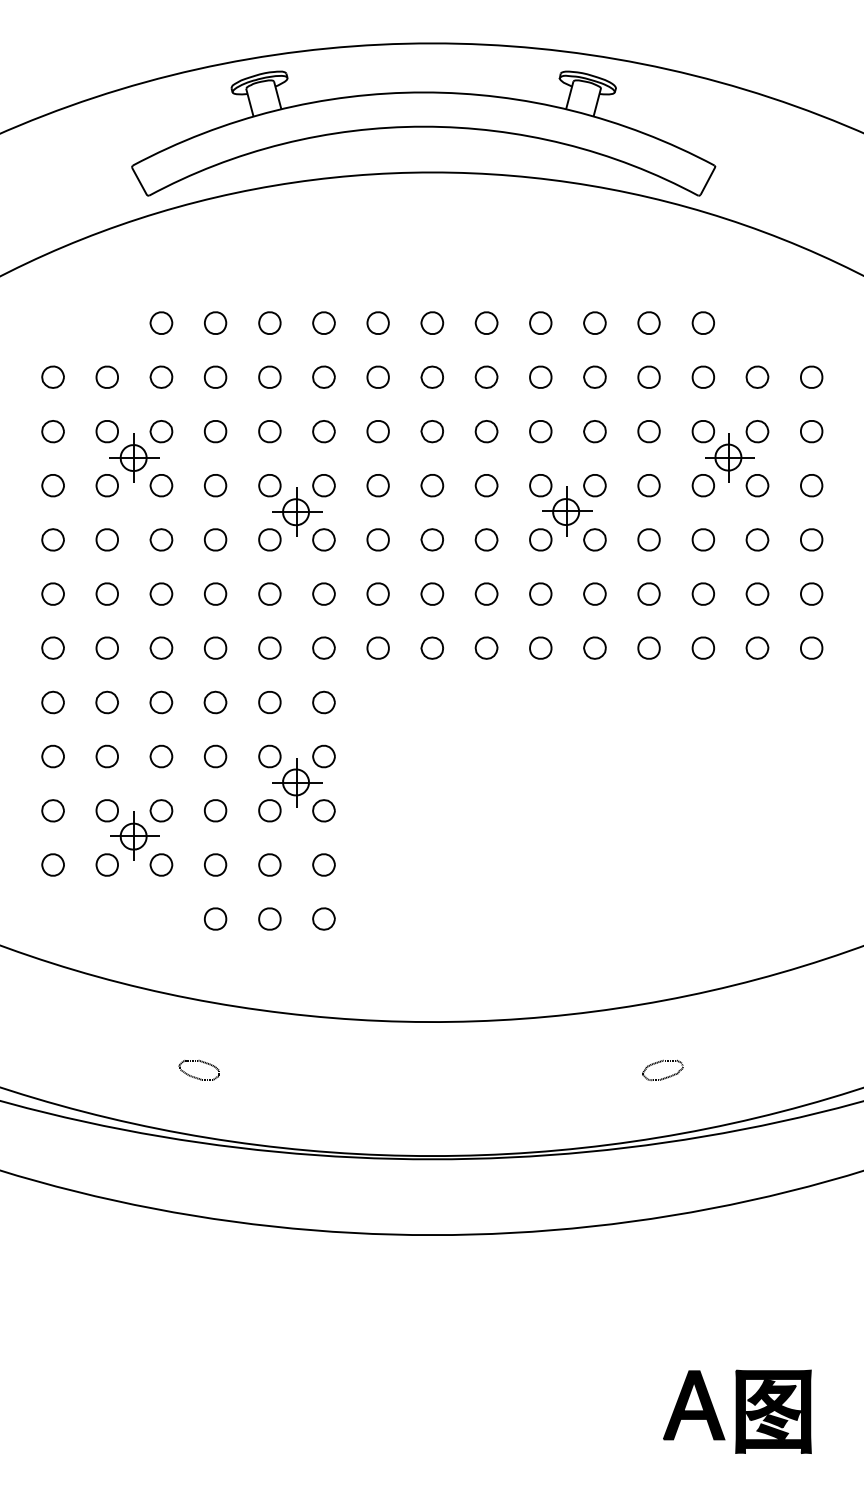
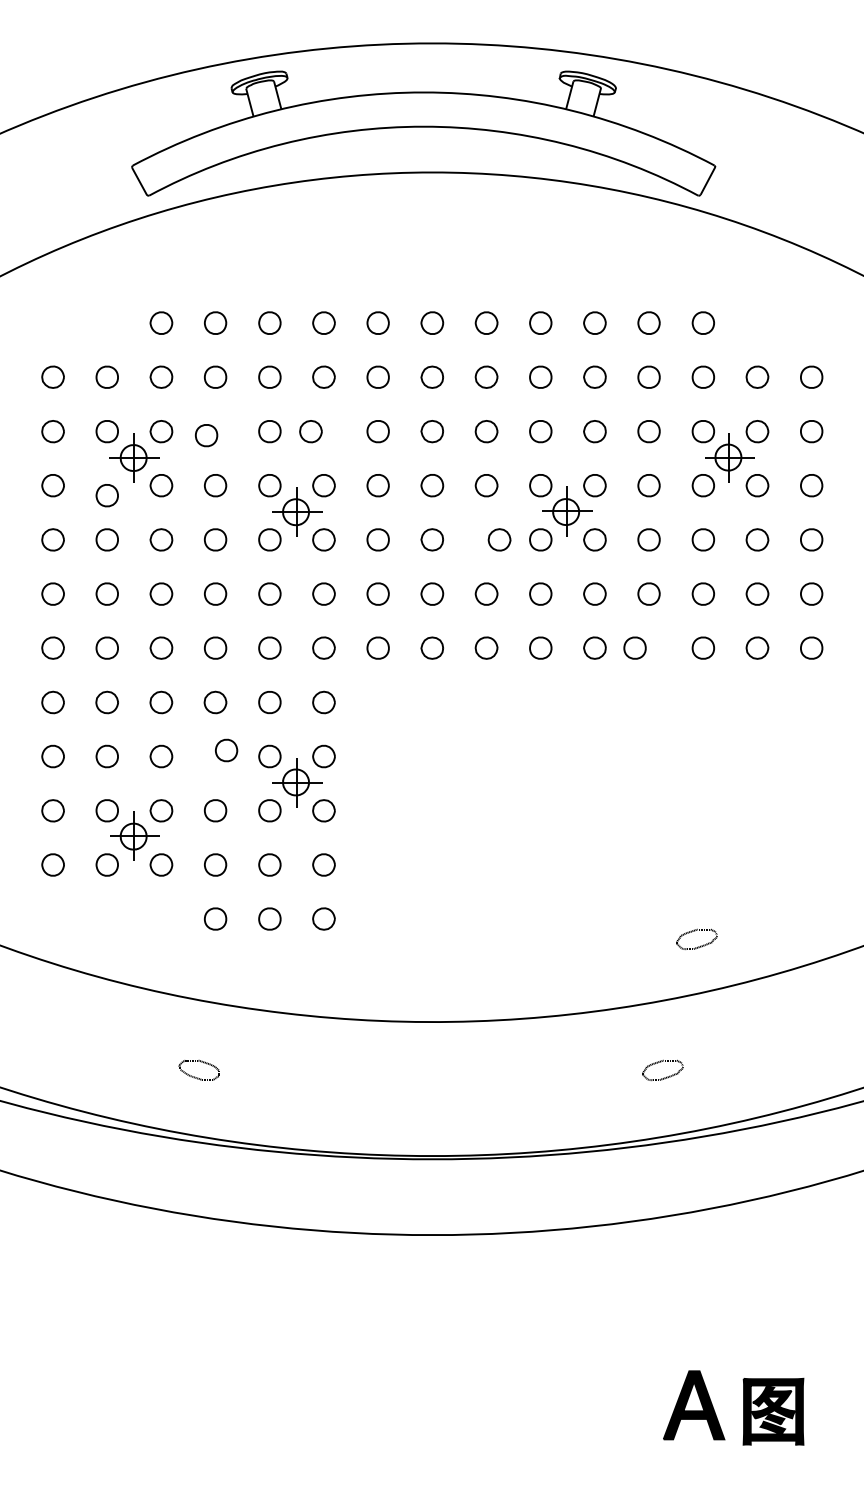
part position: (215, 431) -> (206, 435) (206, 435)
part position: (323, 431) -> (310, 431) (310, 431)
part position: (106, 485) -> (106, 495) (106, 495)
part position: (486, 539) -> (499, 539) (499, 539)
part position: (648, 647) -> (634, 647) (634, 647)
part position: (215, 756) -> (226, 750) (226, 750)
part: none -> present (695, 931)
part size: 77x85 px -> 63x69 px (773, 1411)
